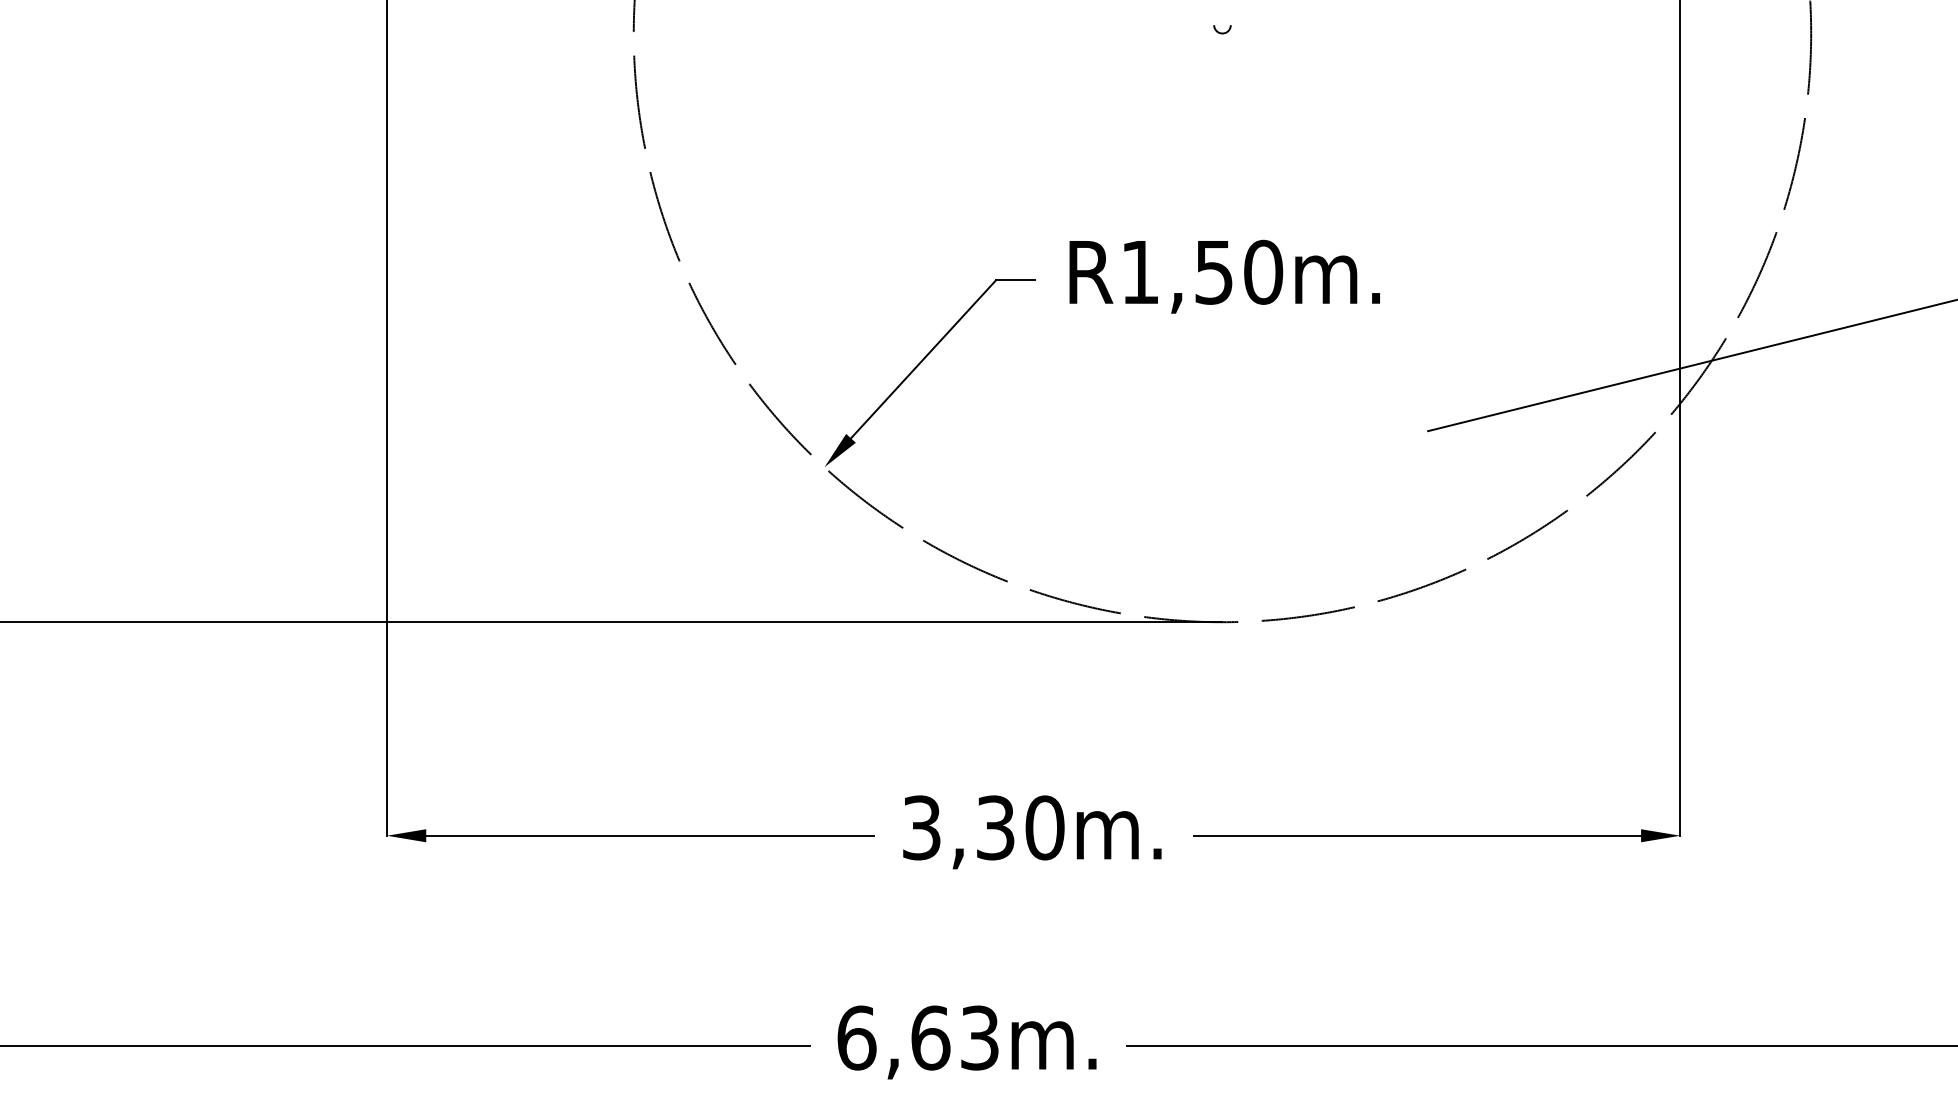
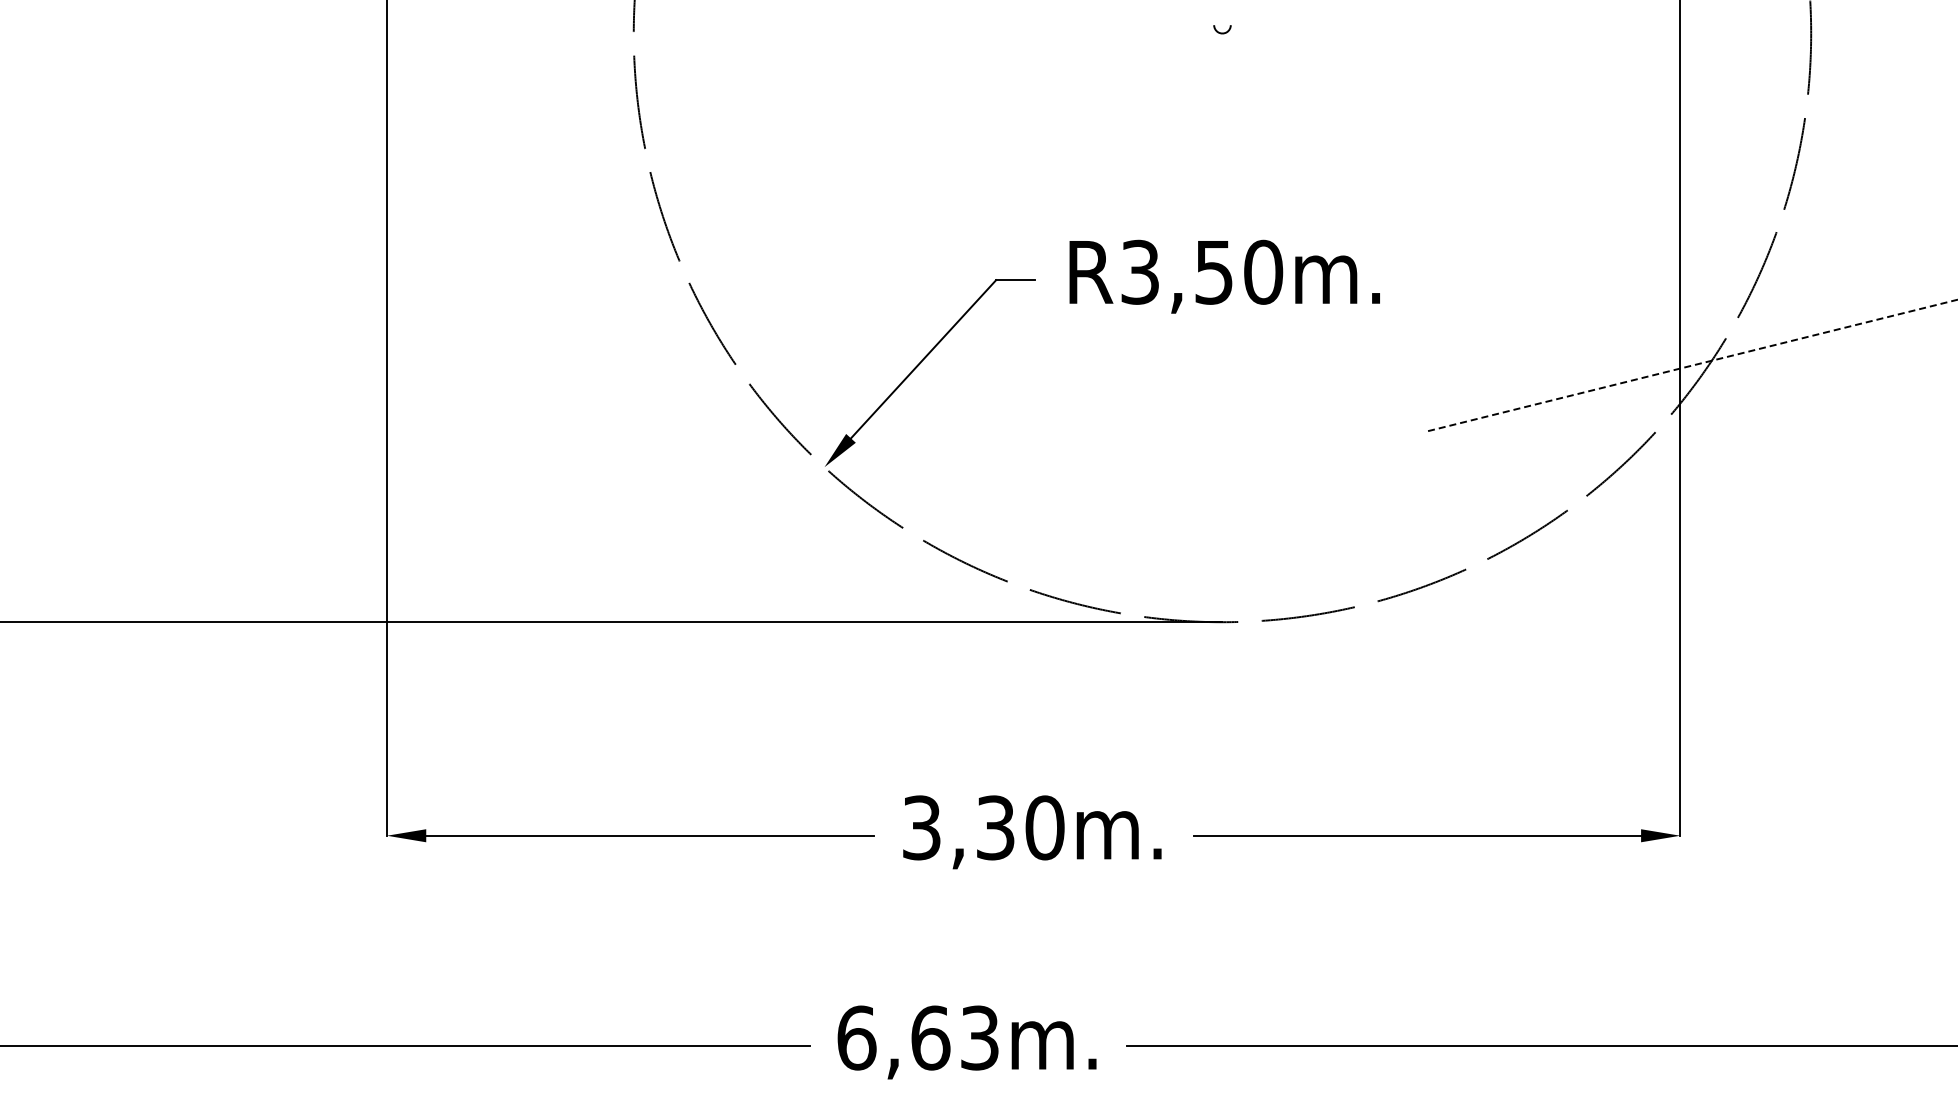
text: R1,50m. -> R3,50m. (1139, 271)
line: solid -> dashed (1692, 365)
